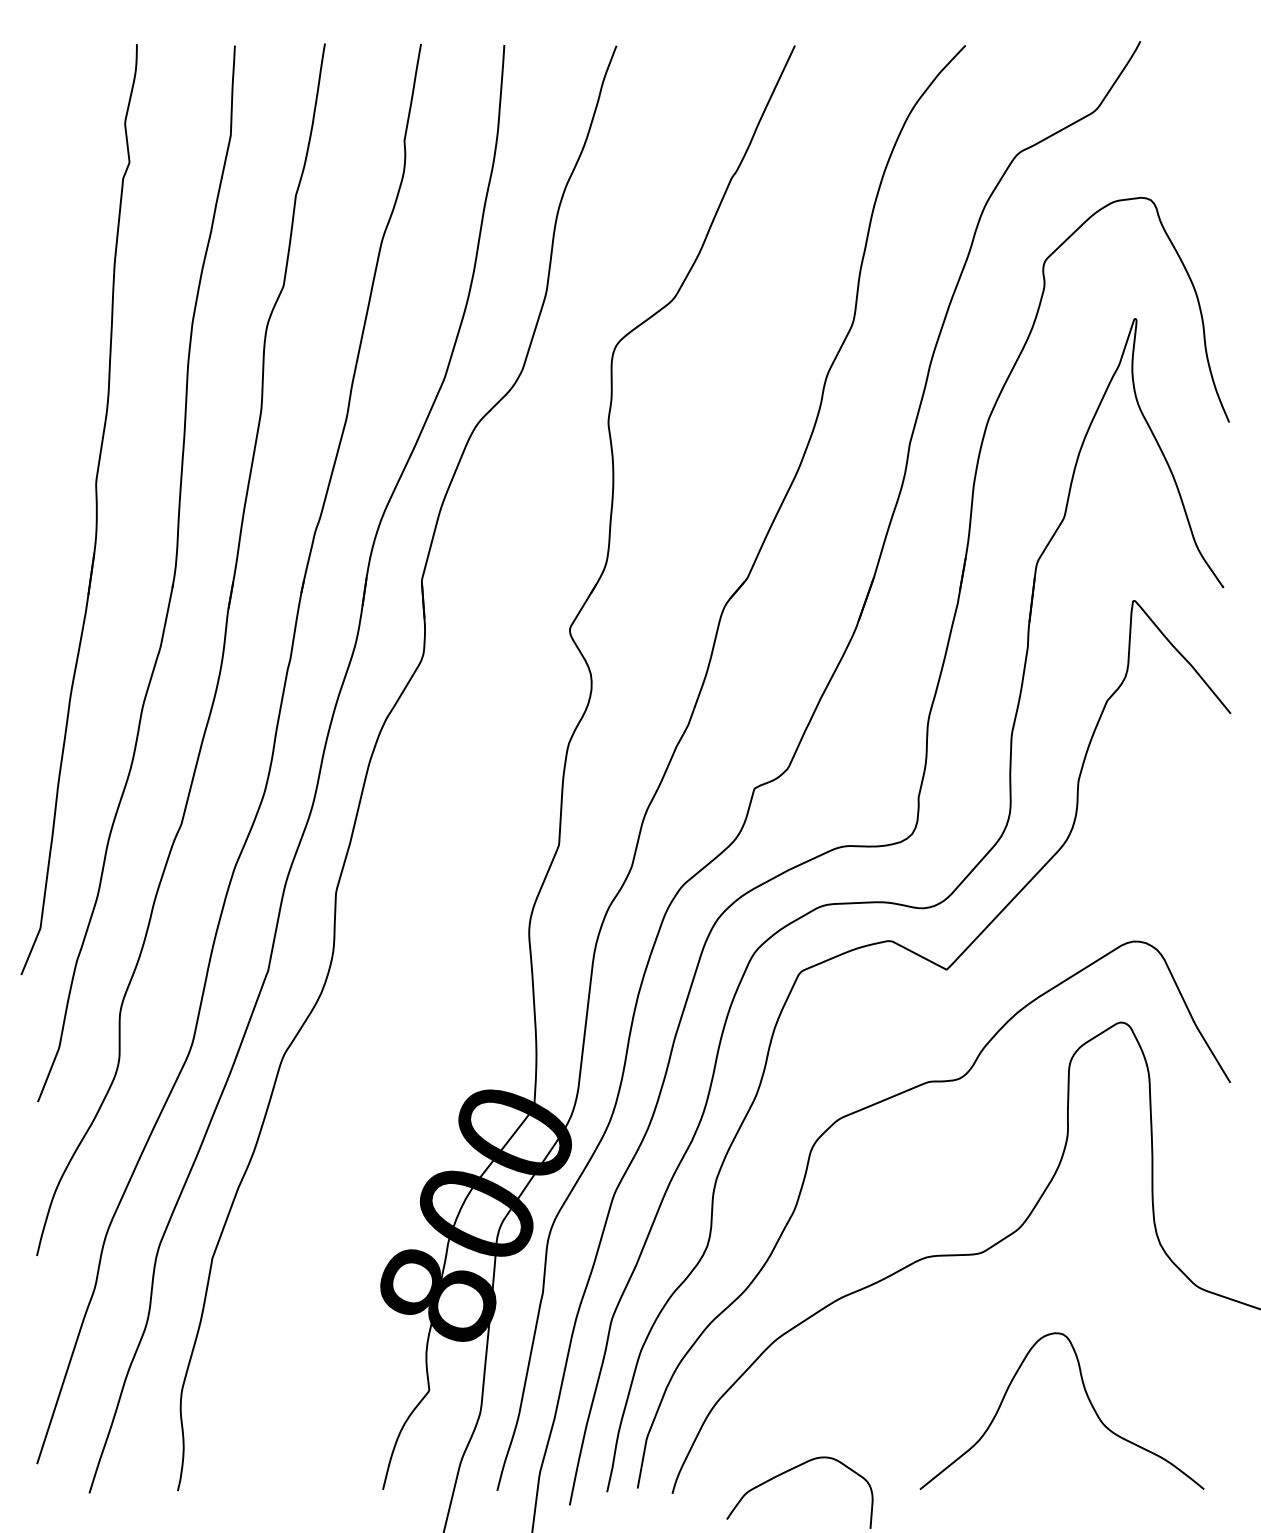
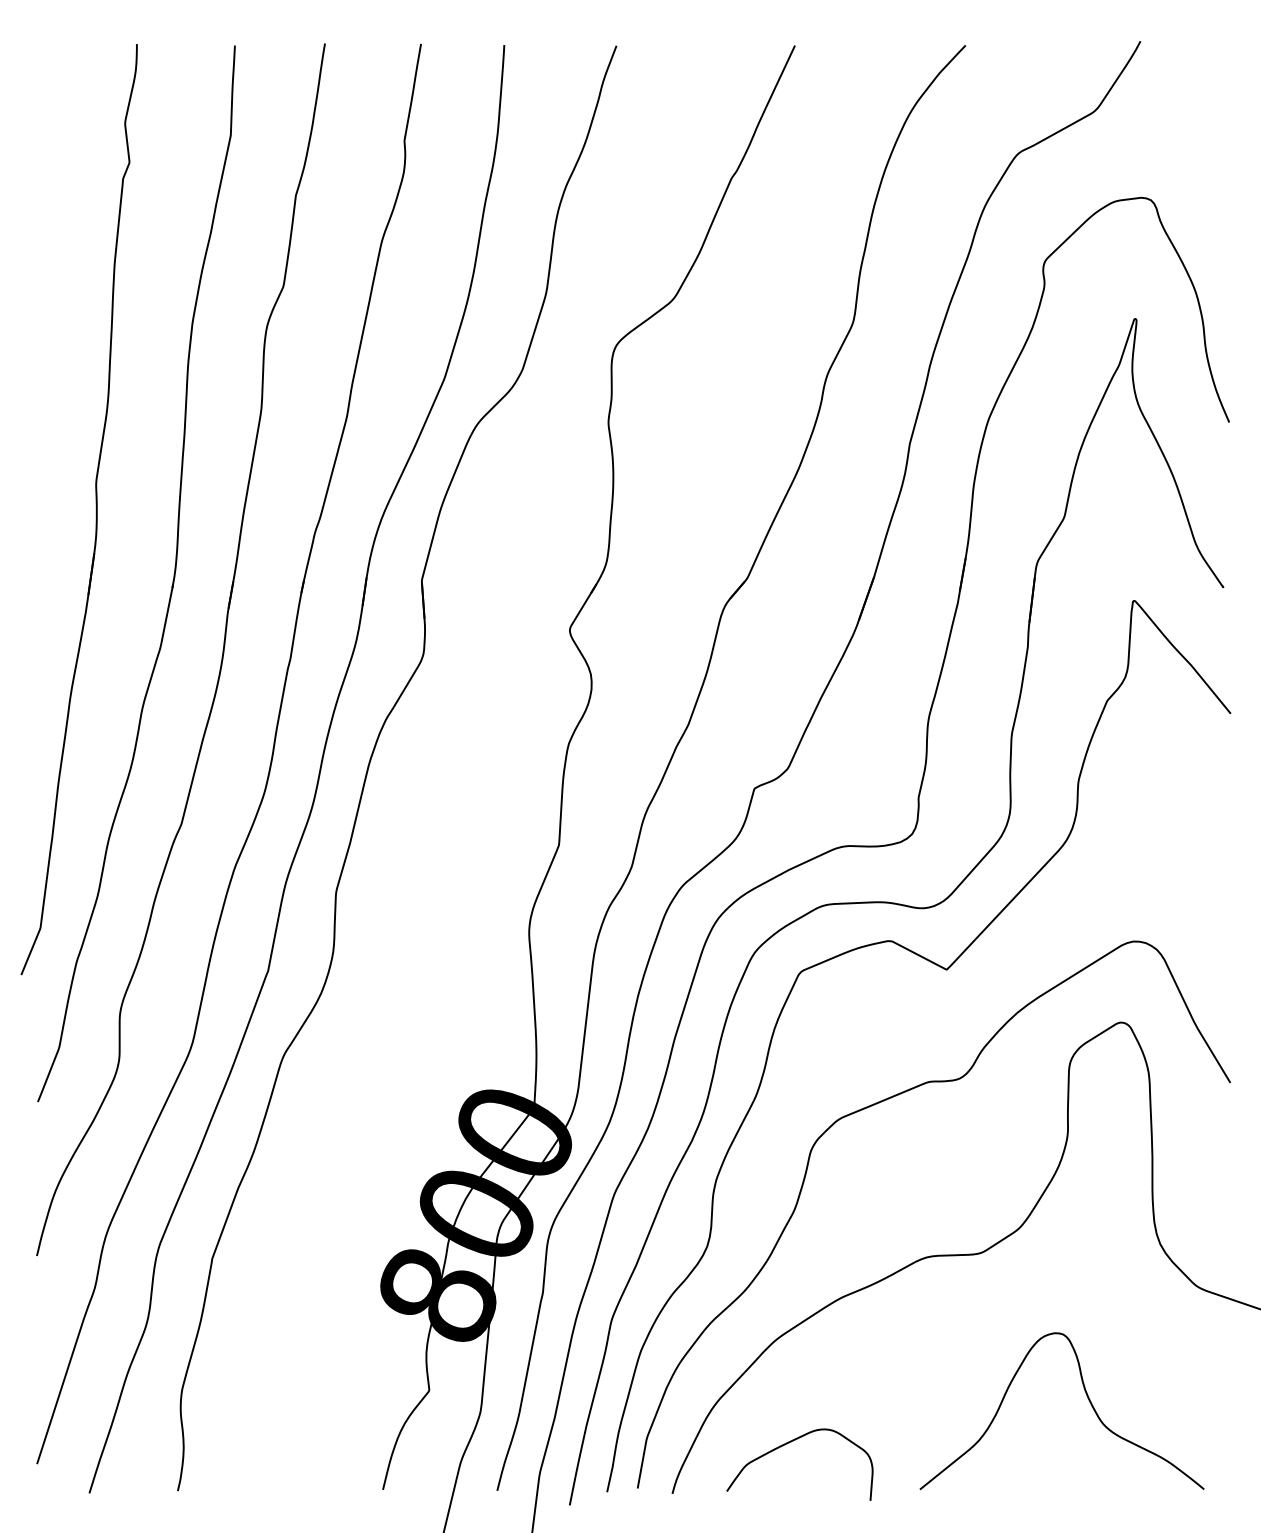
curve position: (789, 1471) -> (789, 1443) (789, 1443)
